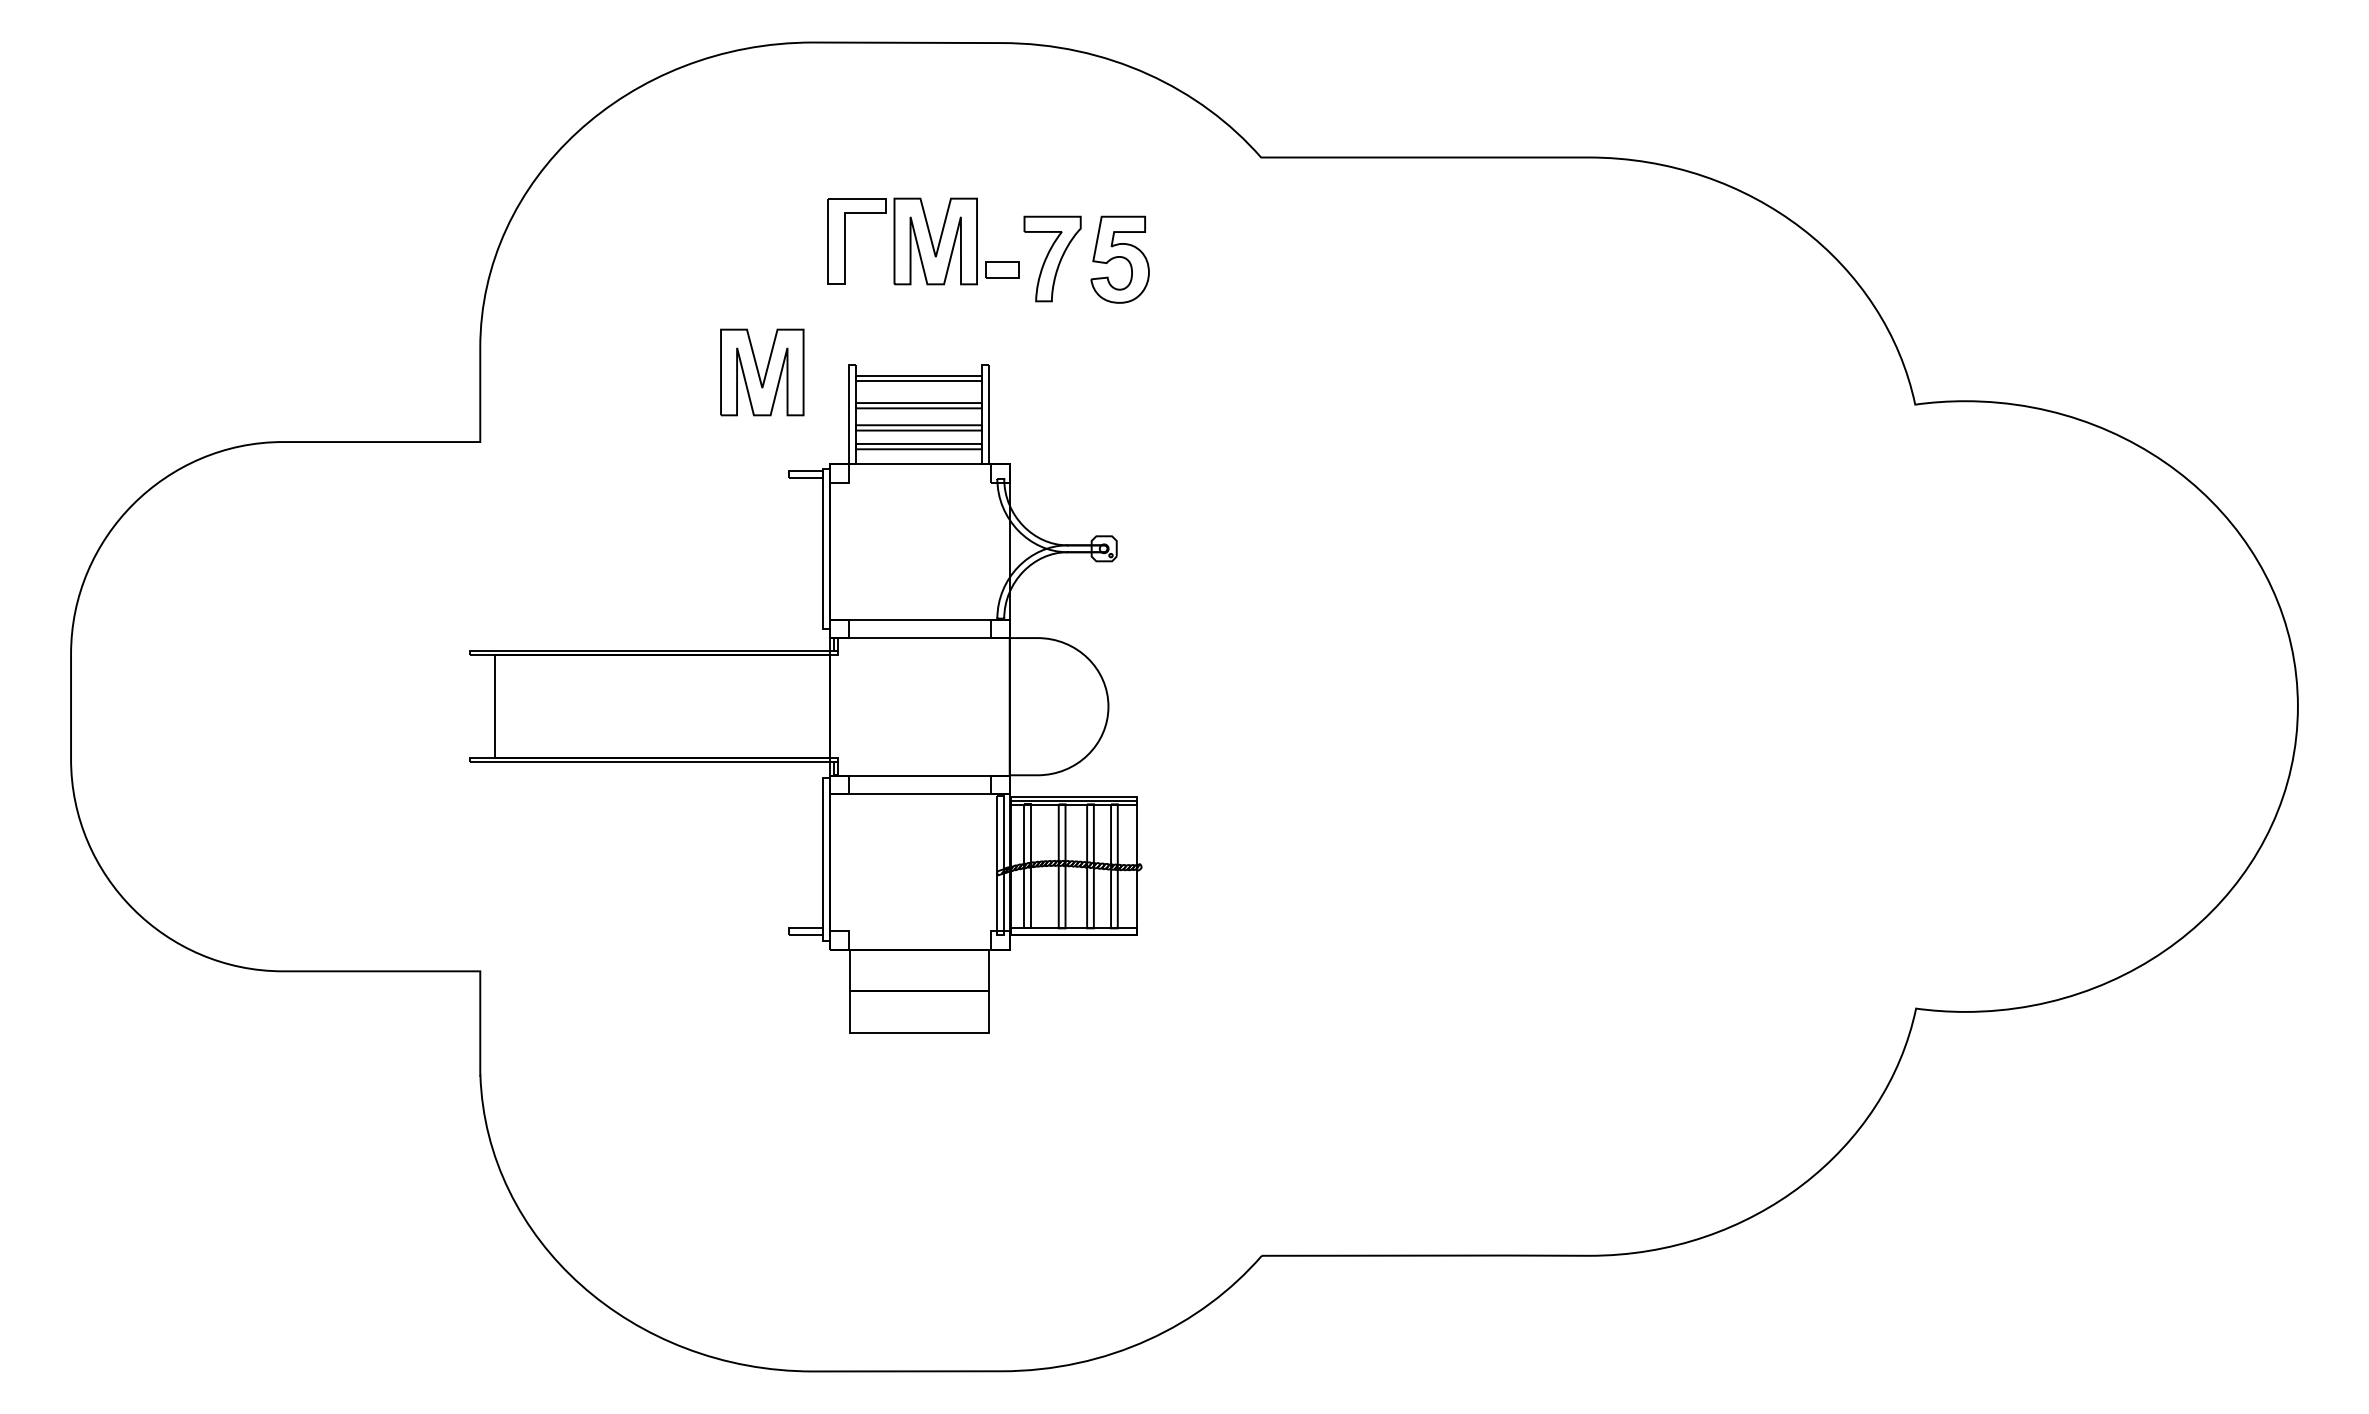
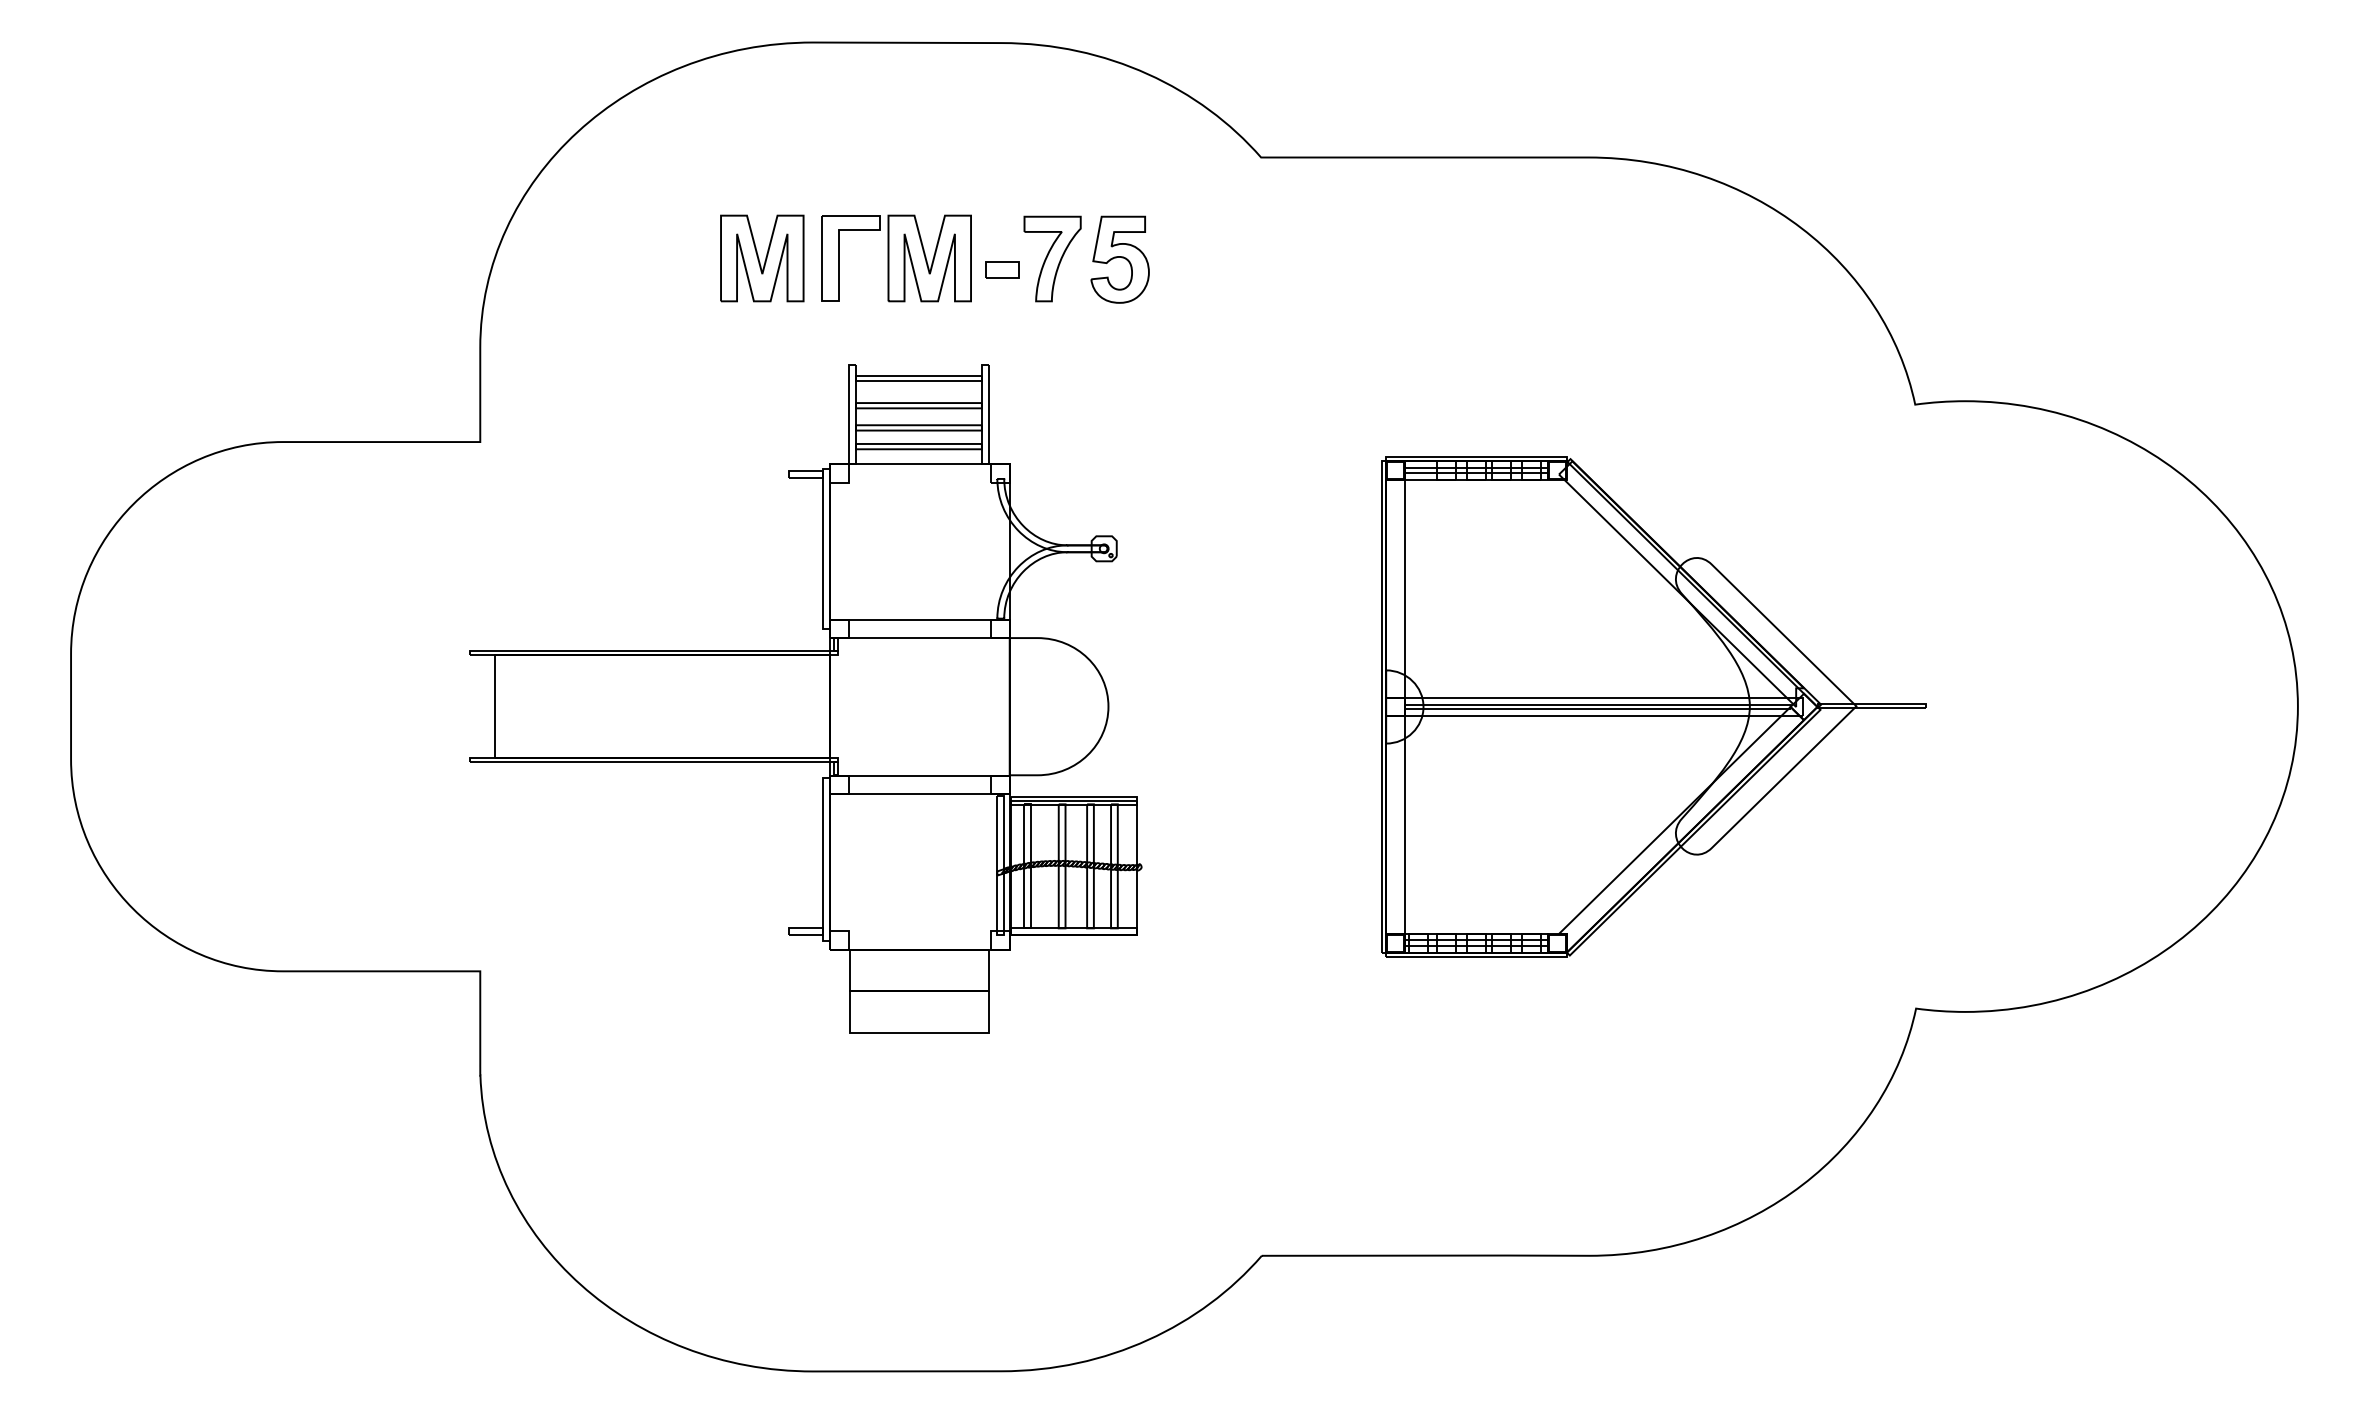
part position: (902, 241) -> (896, 258) (896, 258)
part position: (762, 372) -> (762, 258) (762, 258)
part: none -> present (1653, 706)
